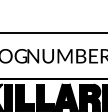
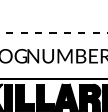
line: solid -> dashed (53, 32)
